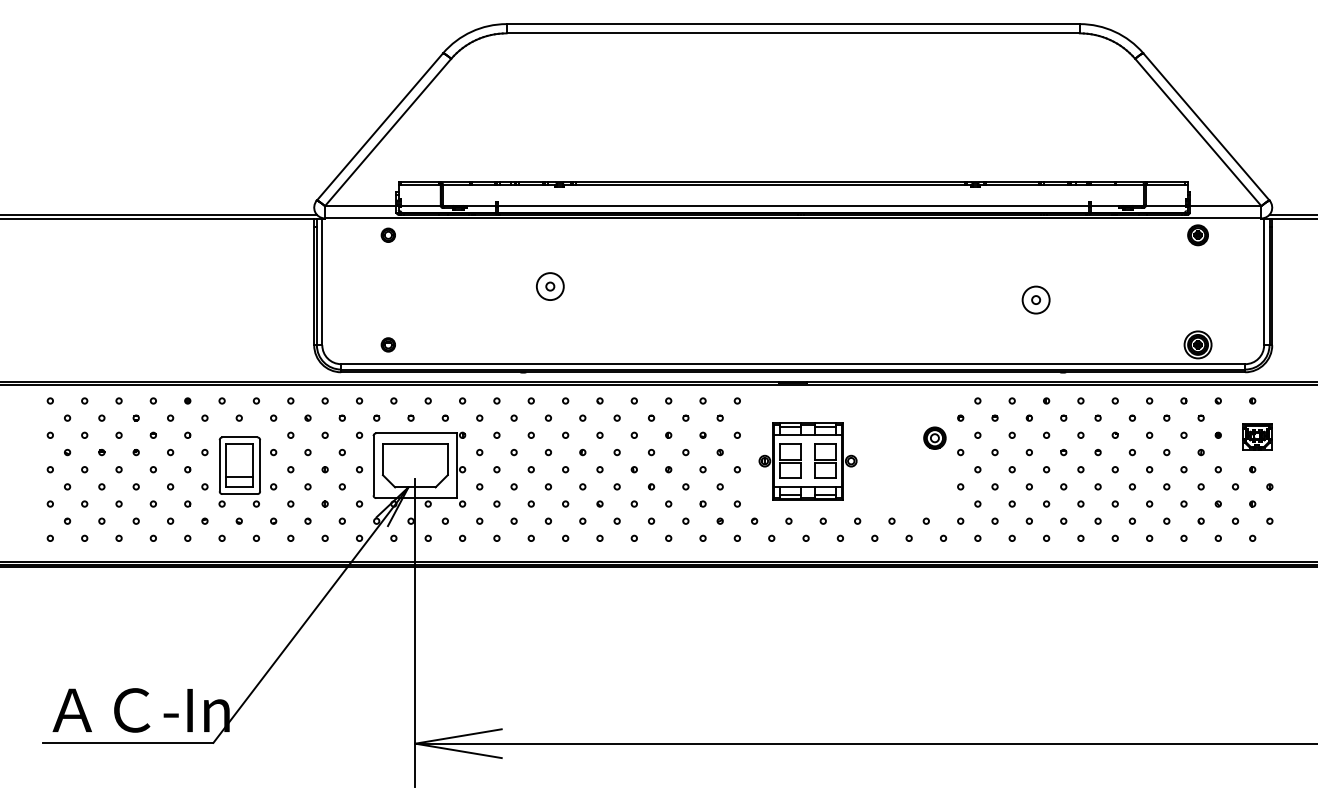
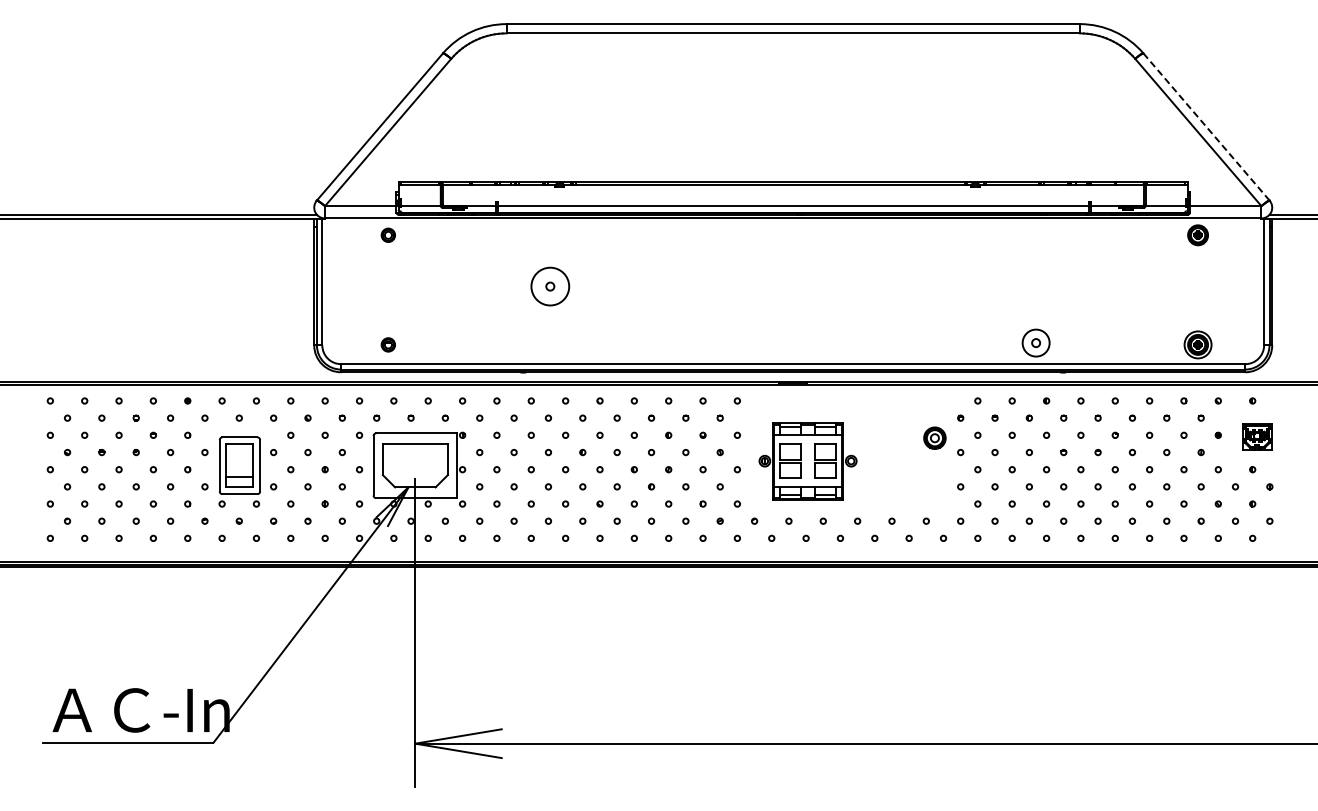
line: solid -> dashed (1206, 127)
circle diameter: 27 px -> 38 px (550, 286)
part position: (1035, 299) -> (1035, 342) (1035, 342)
